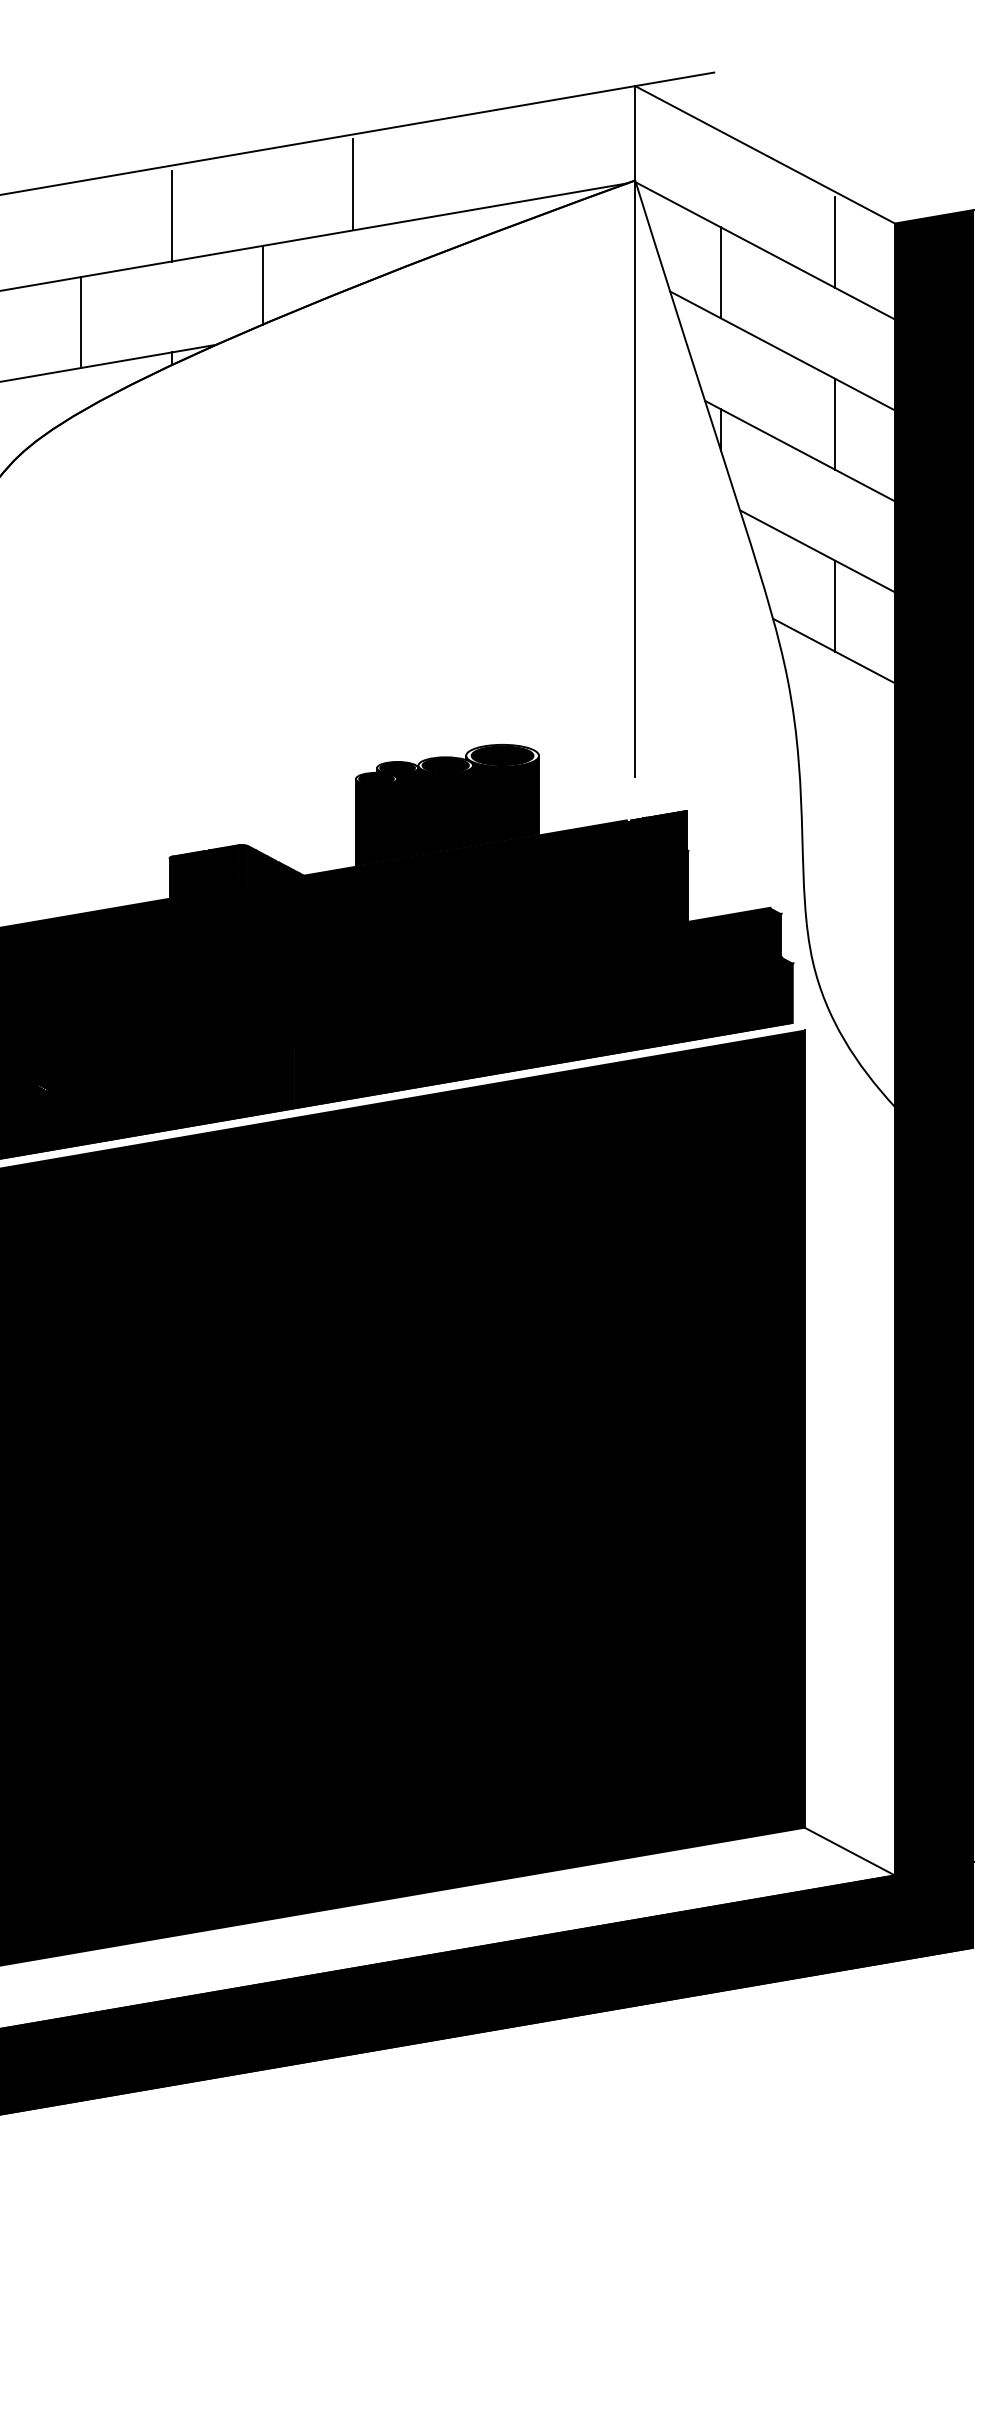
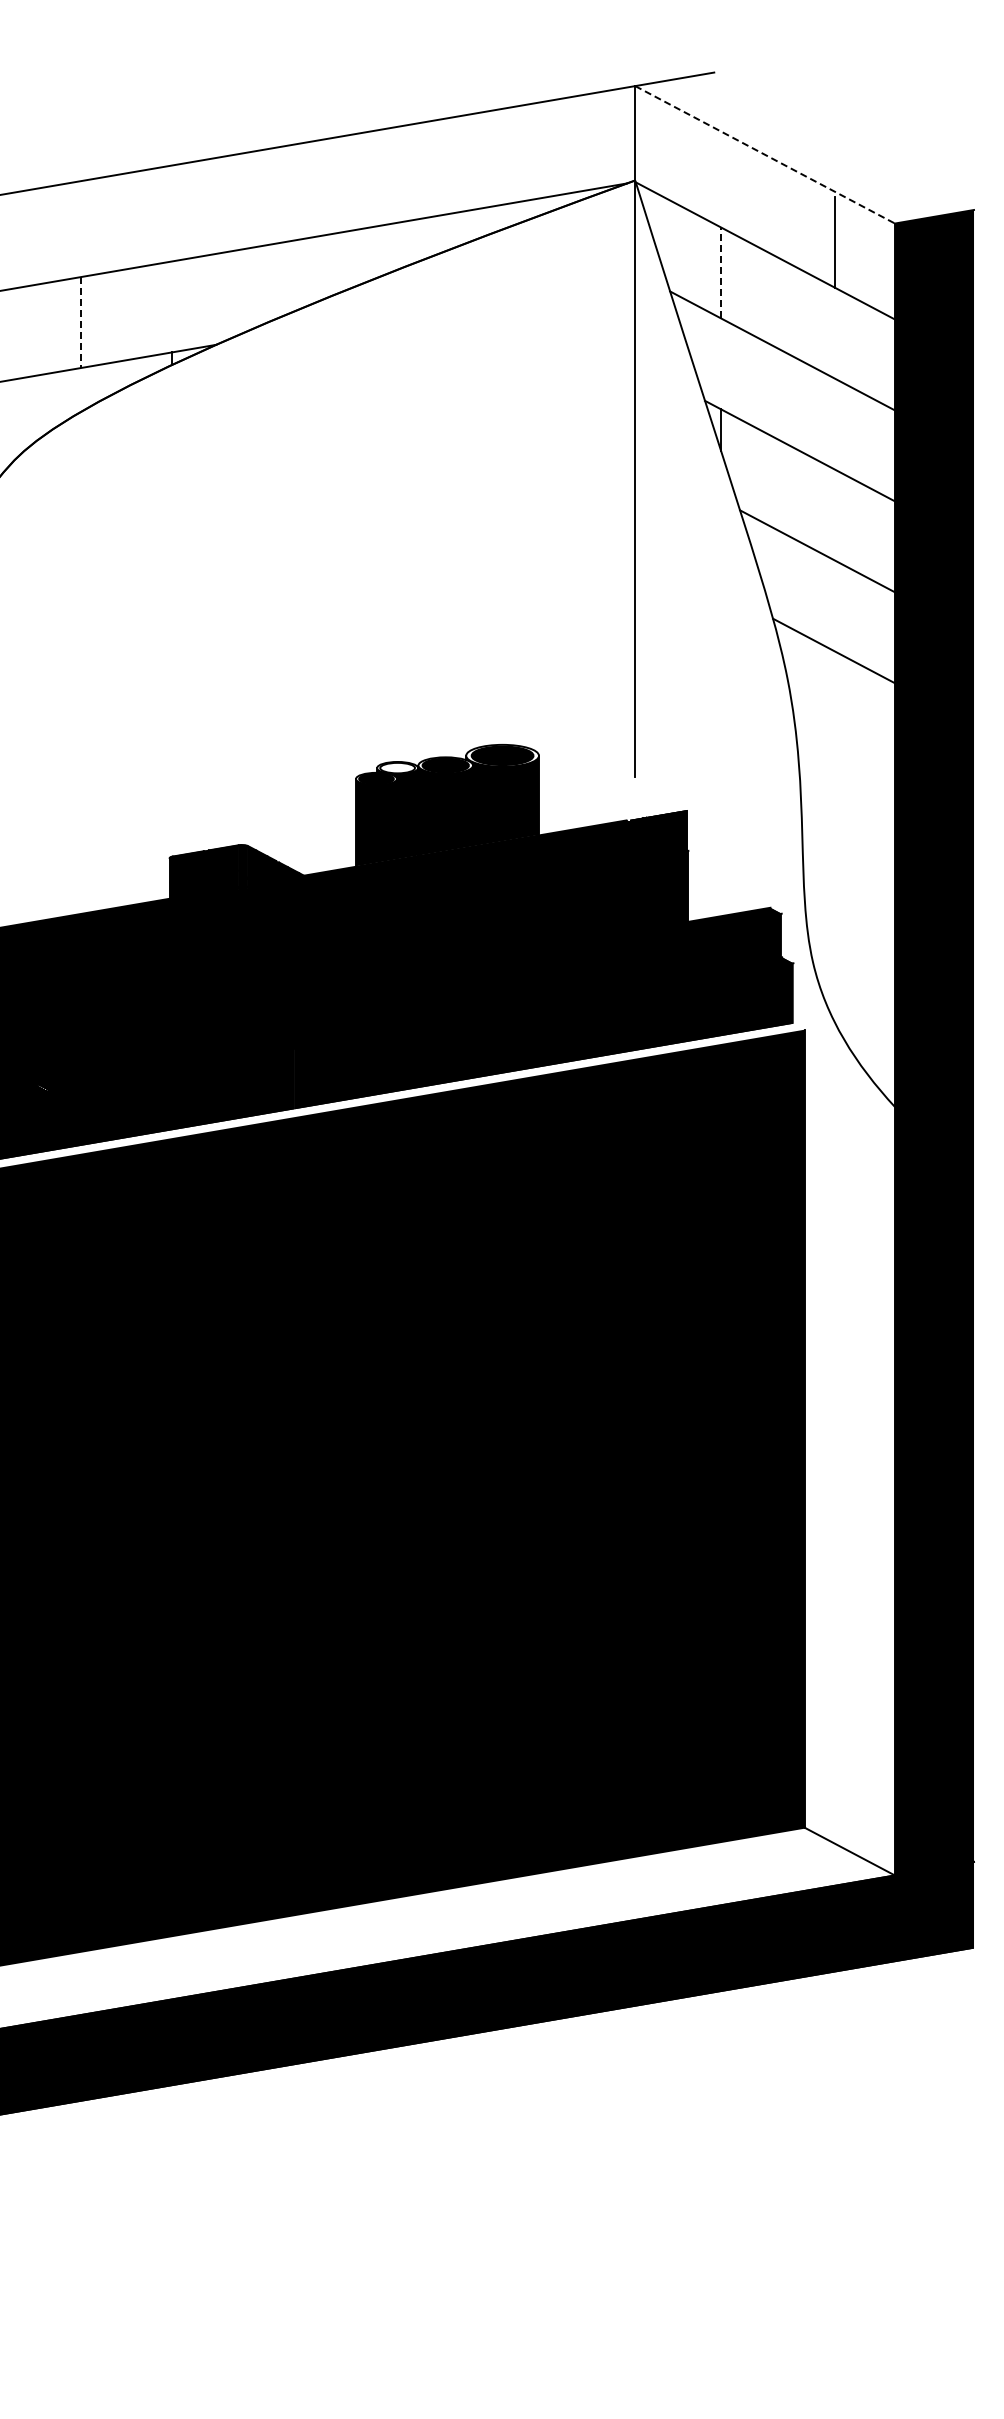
line: solid -> dashed (765, 154)
line: present -> none (353, 184)
line: present -> none (171, 215)
line: solid -> dashed (721, 272)
line: present -> none (262, 284)
line: solid -> dashed (80, 323)
line: present -> none (835, 423)
line: present -> none (835, 605)
fill: present -> none (397, 767)
